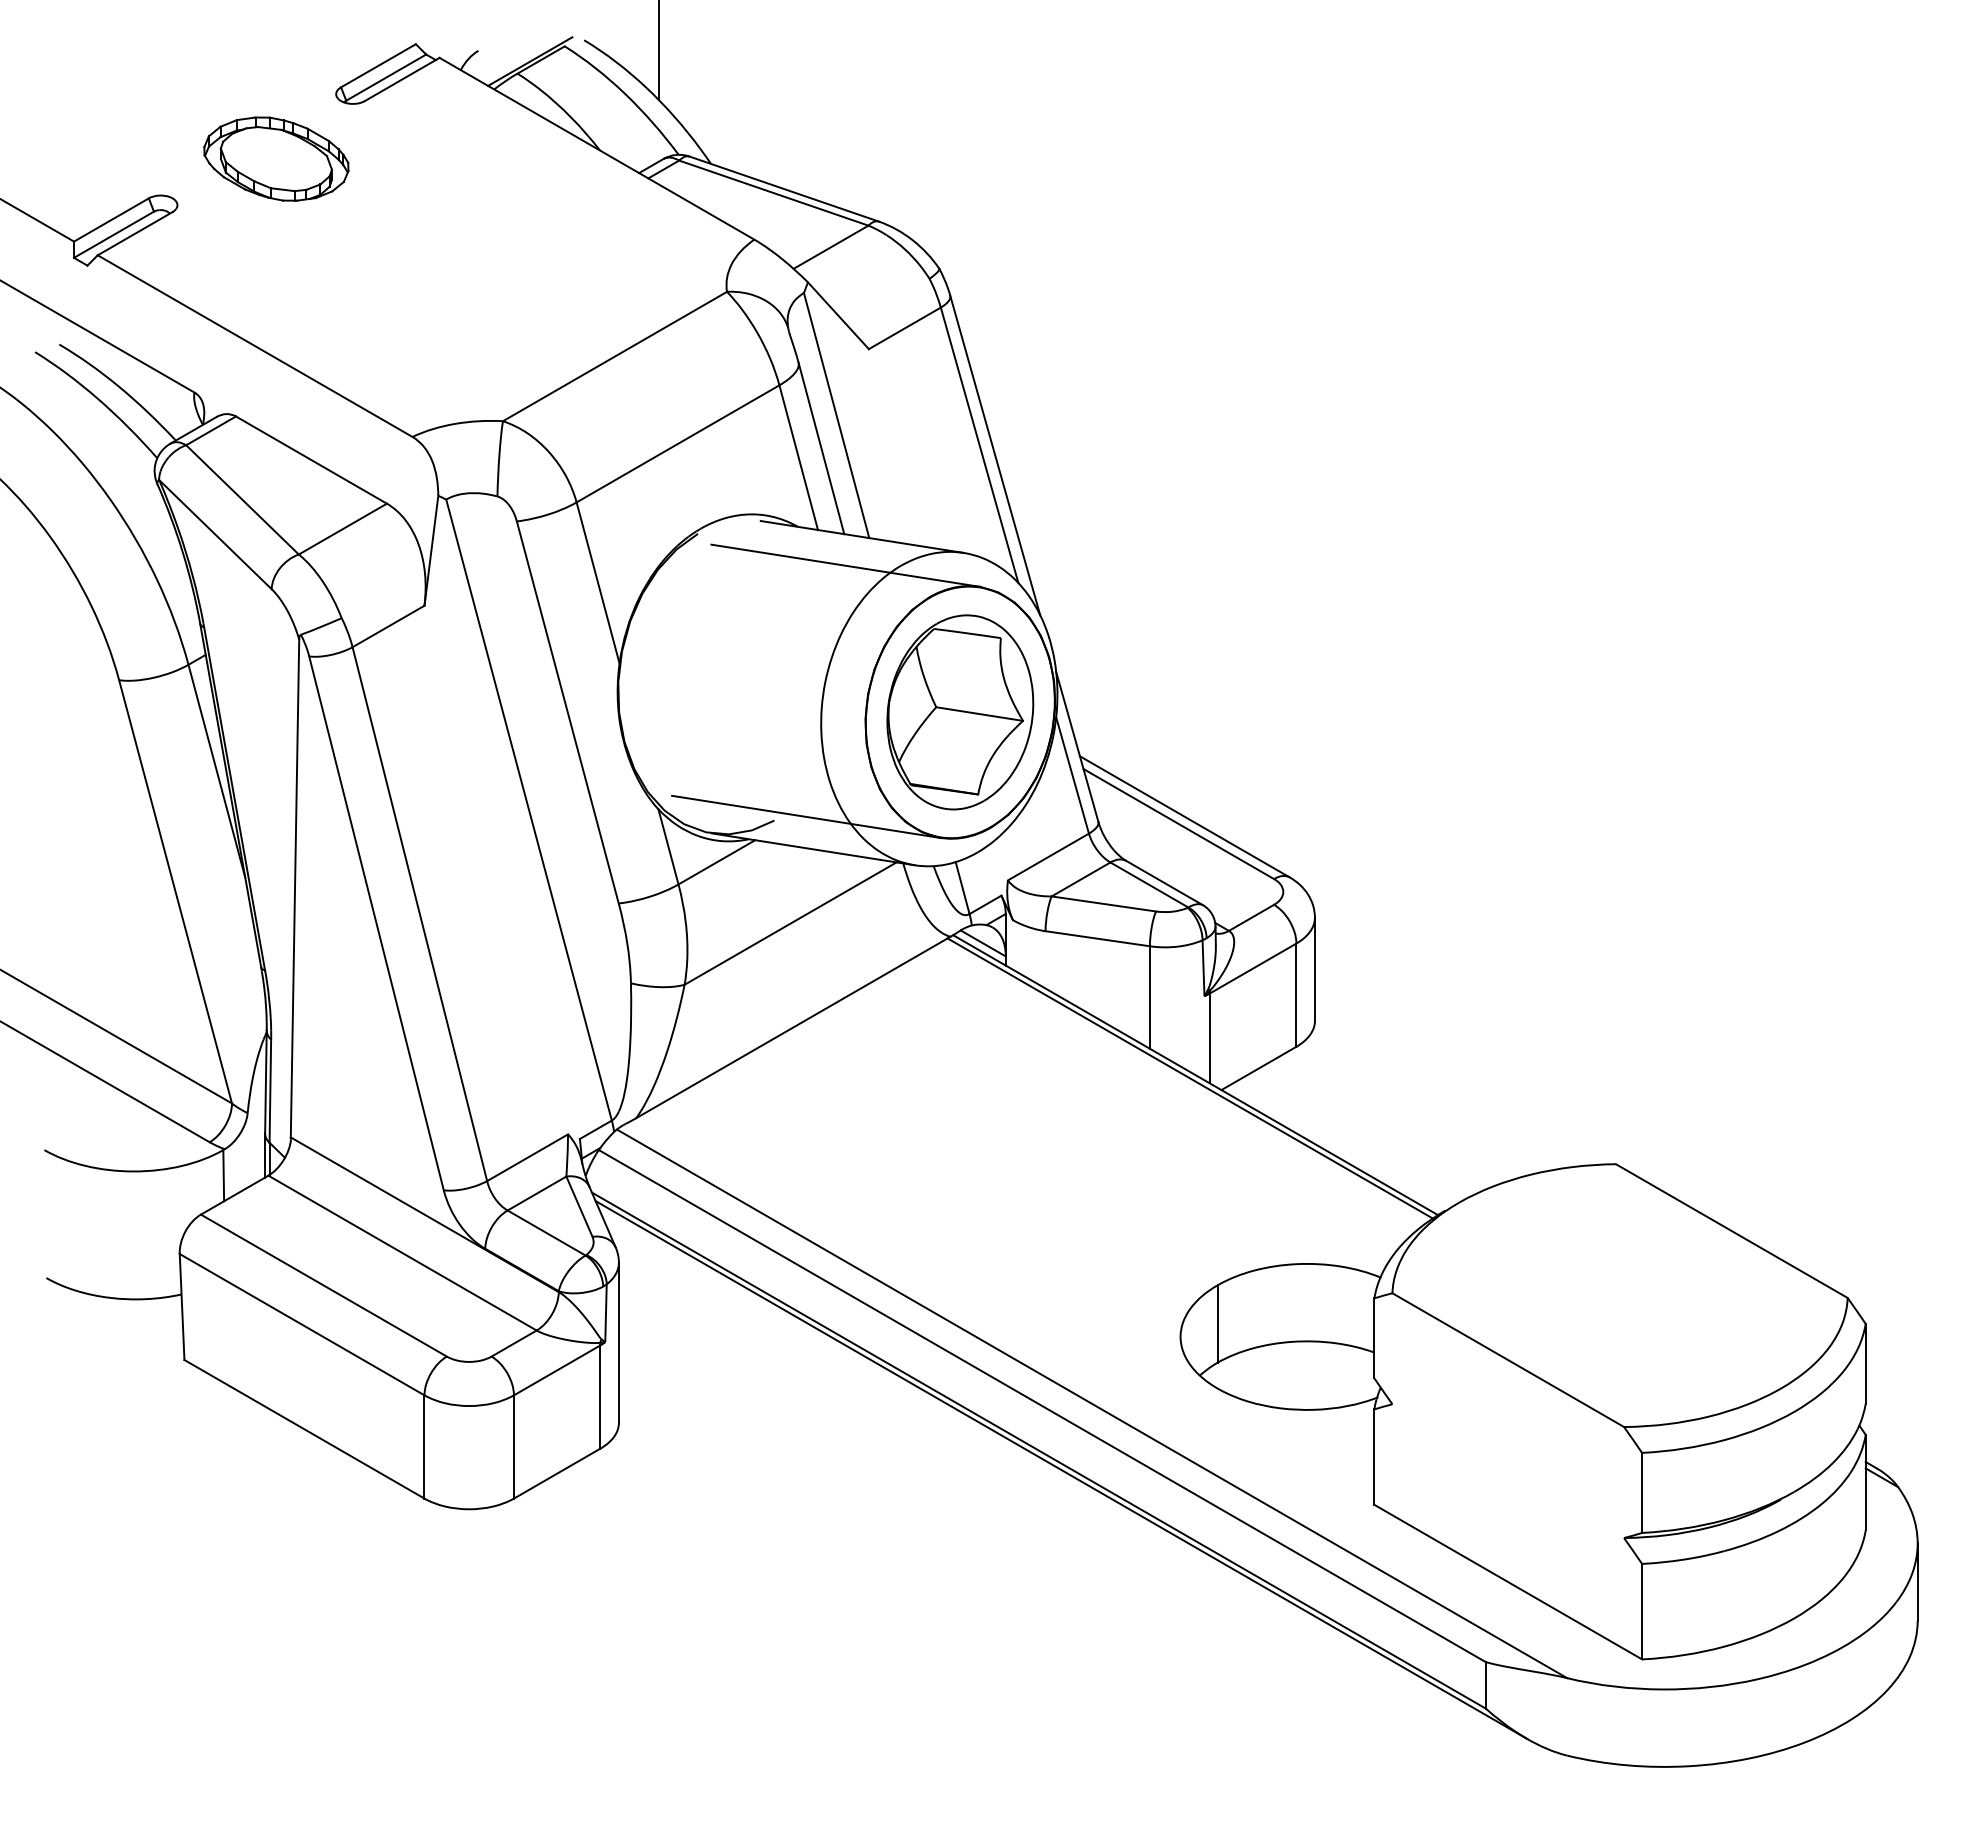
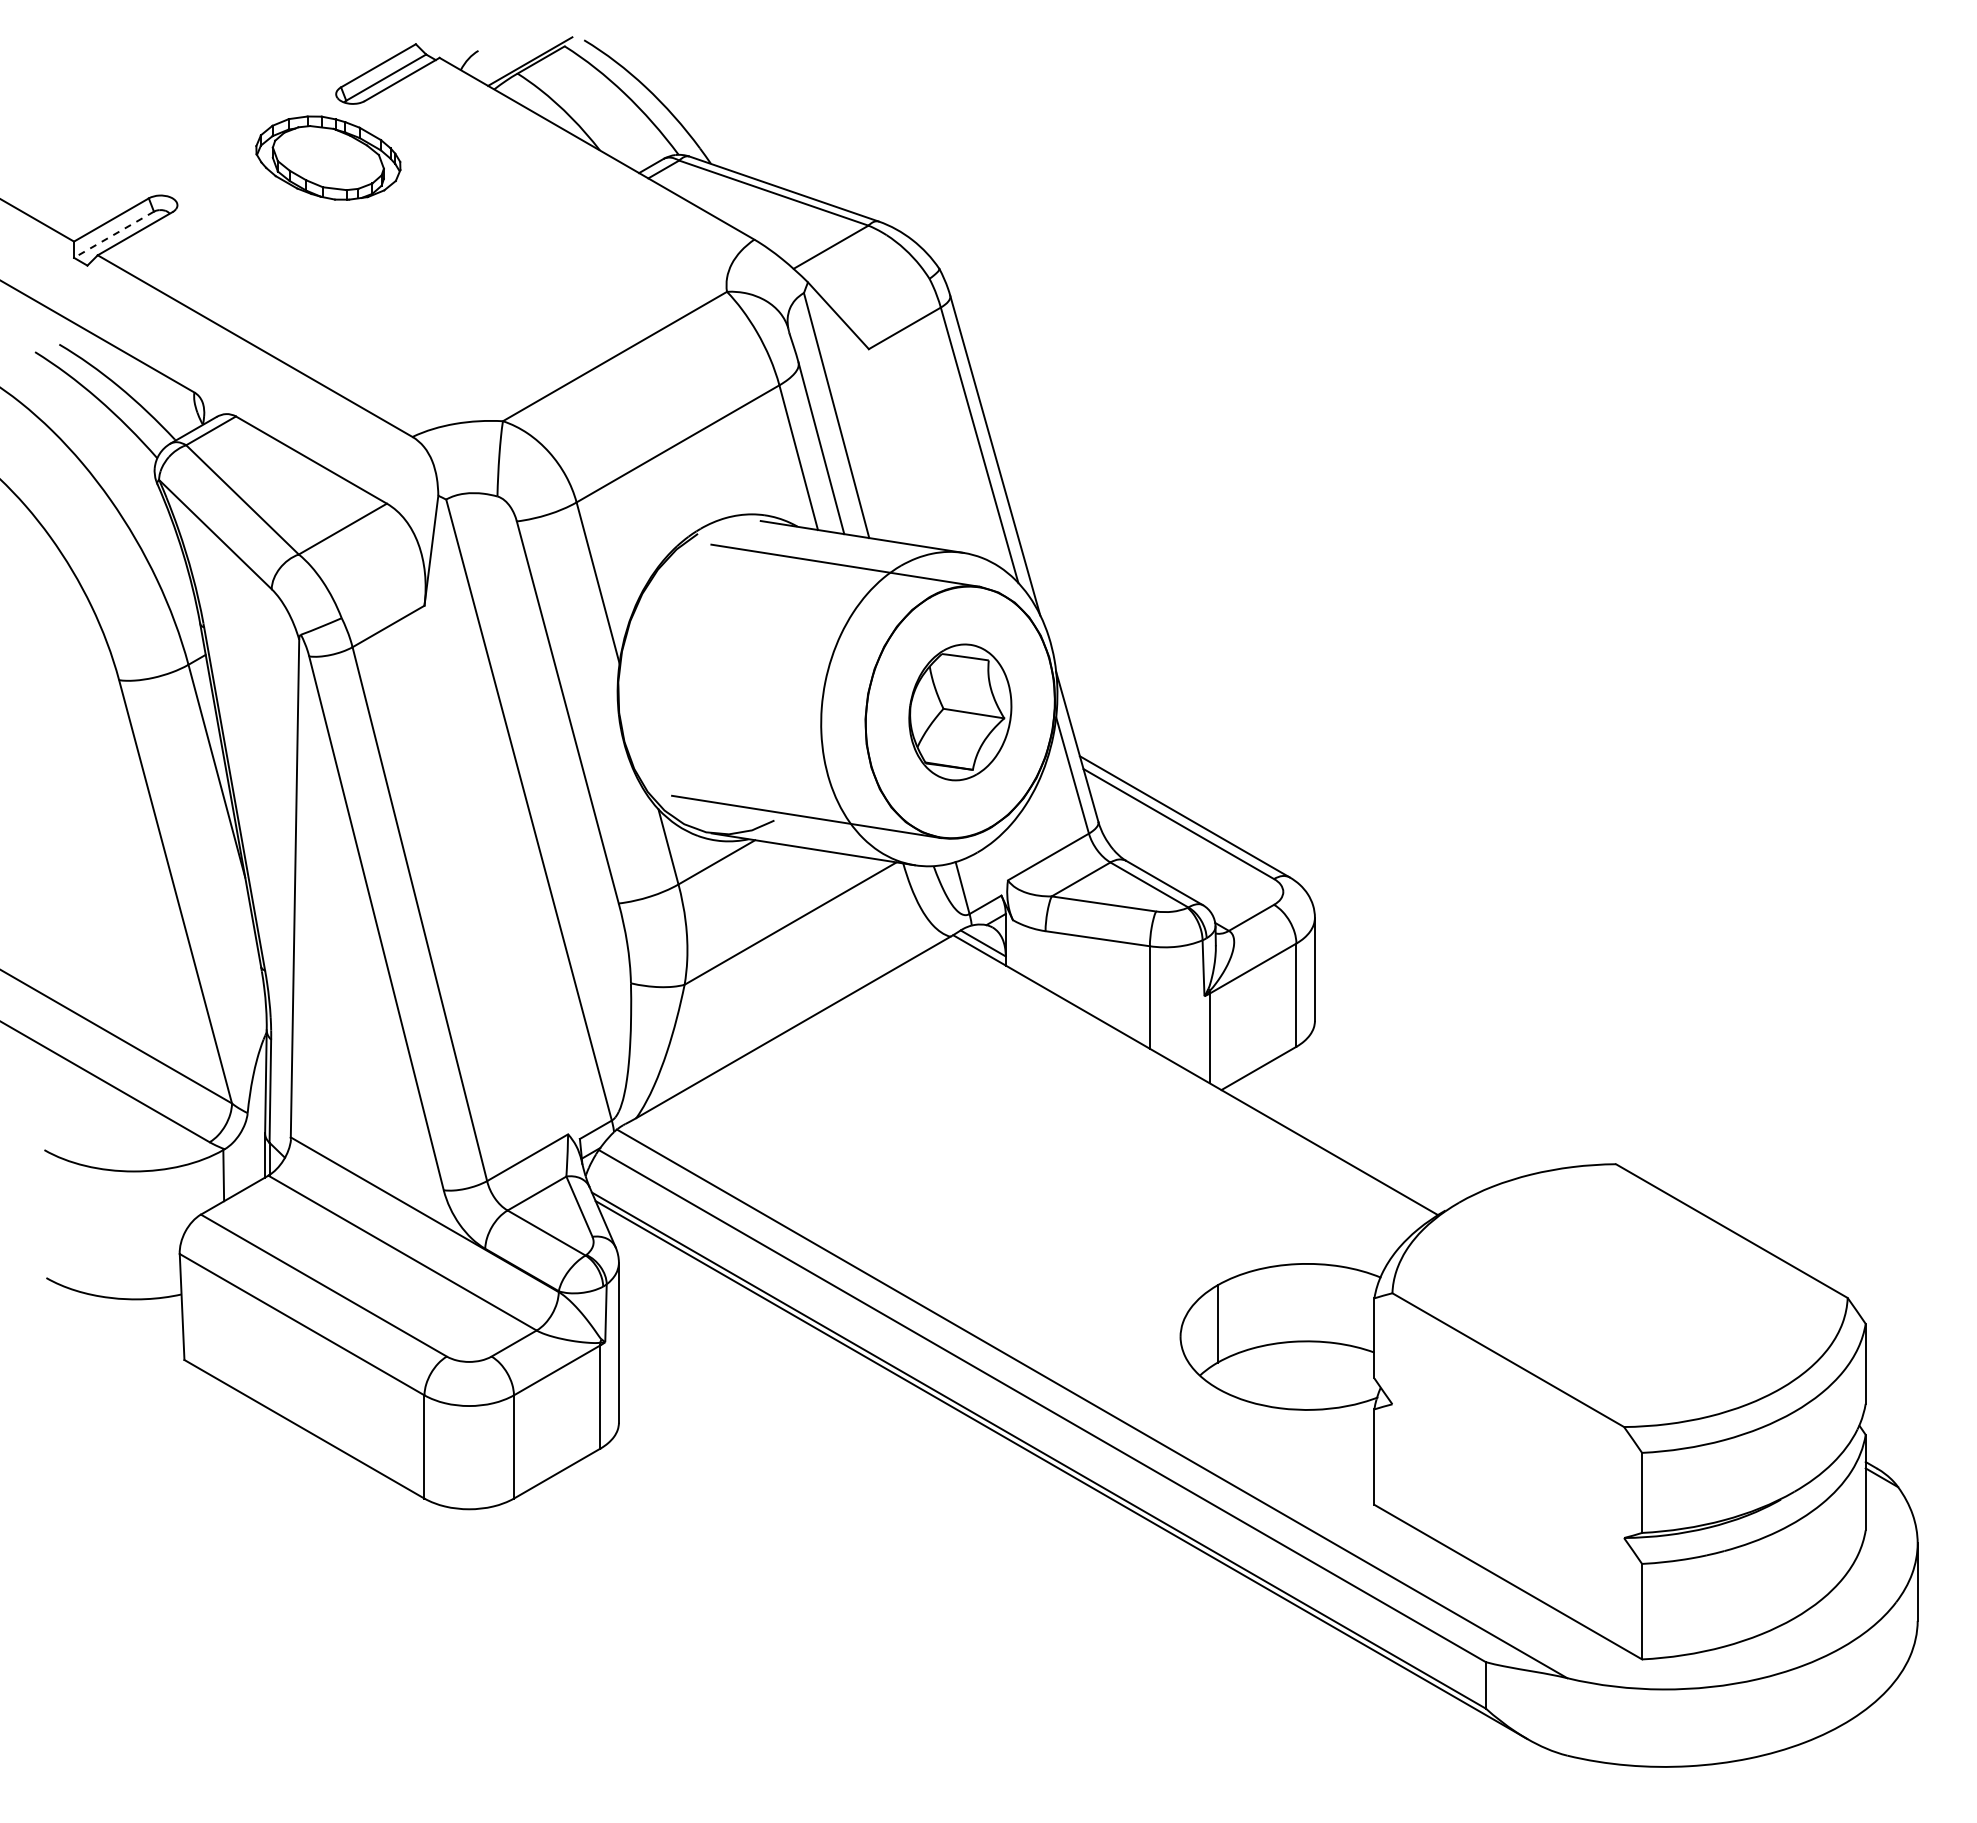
line: present -> none (658, 51)
part position: (276, 158) -> (328, 157) (328, 157)
line: solid -> dashed (113, 235)
part size: 149x197 px -> 105x139 px (960, 712)
line: present -> none (1190, 1078)
